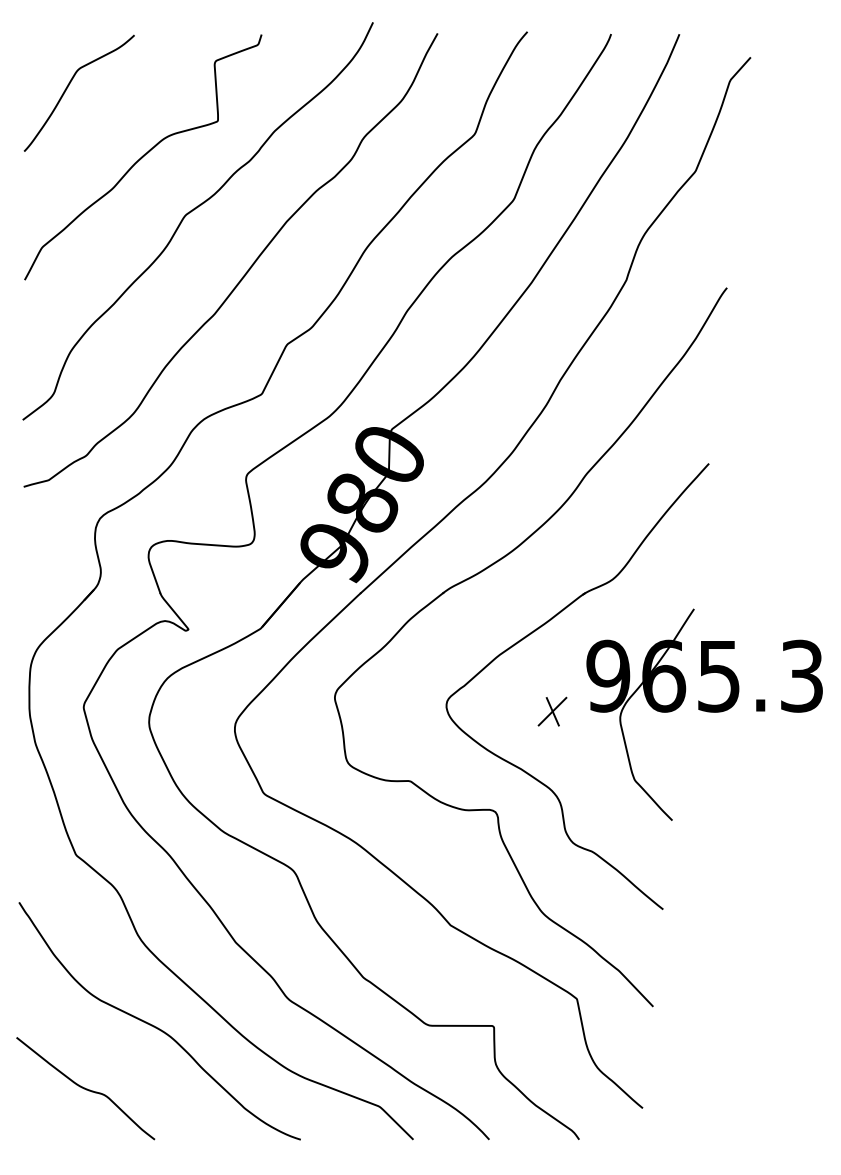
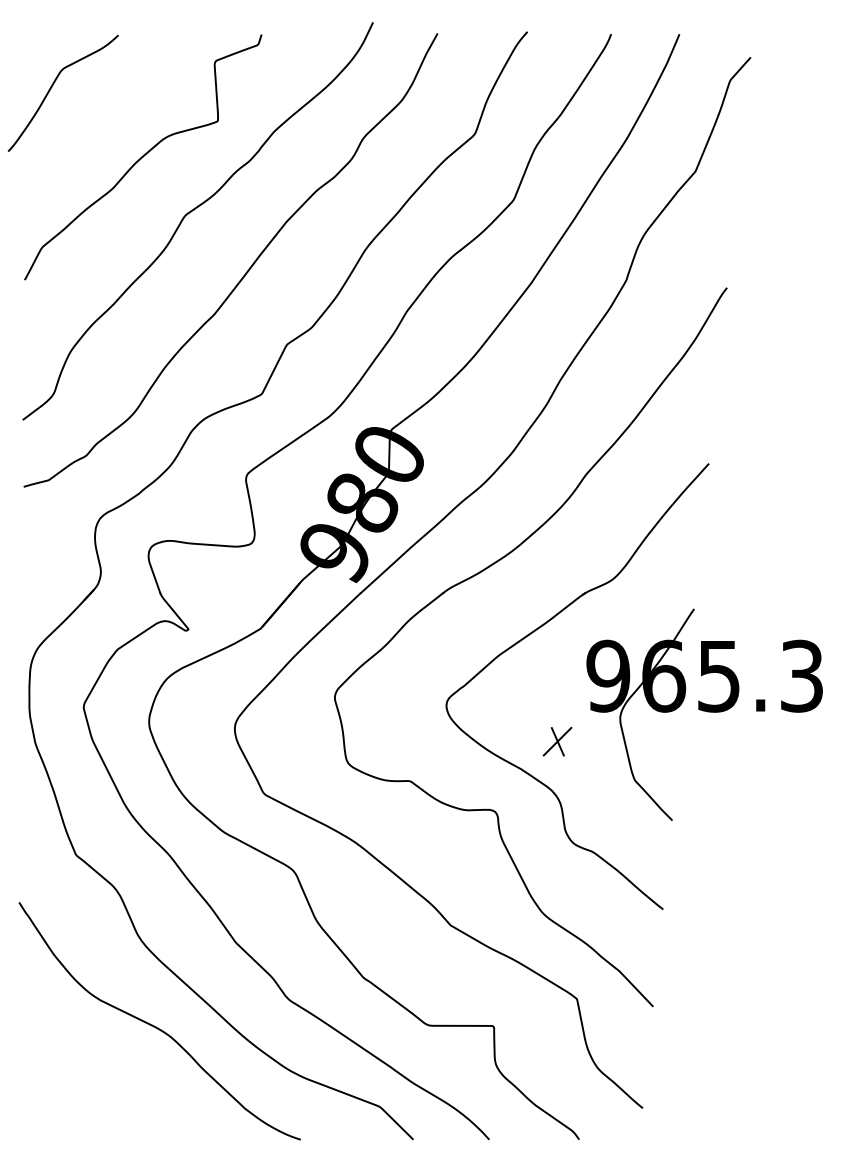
curve position: (68, 87) -> (52, 87) (52, 87)
part position: (552, 711) -> (557, 741) (557, 741)
curve: present -> none (85, 1088)
